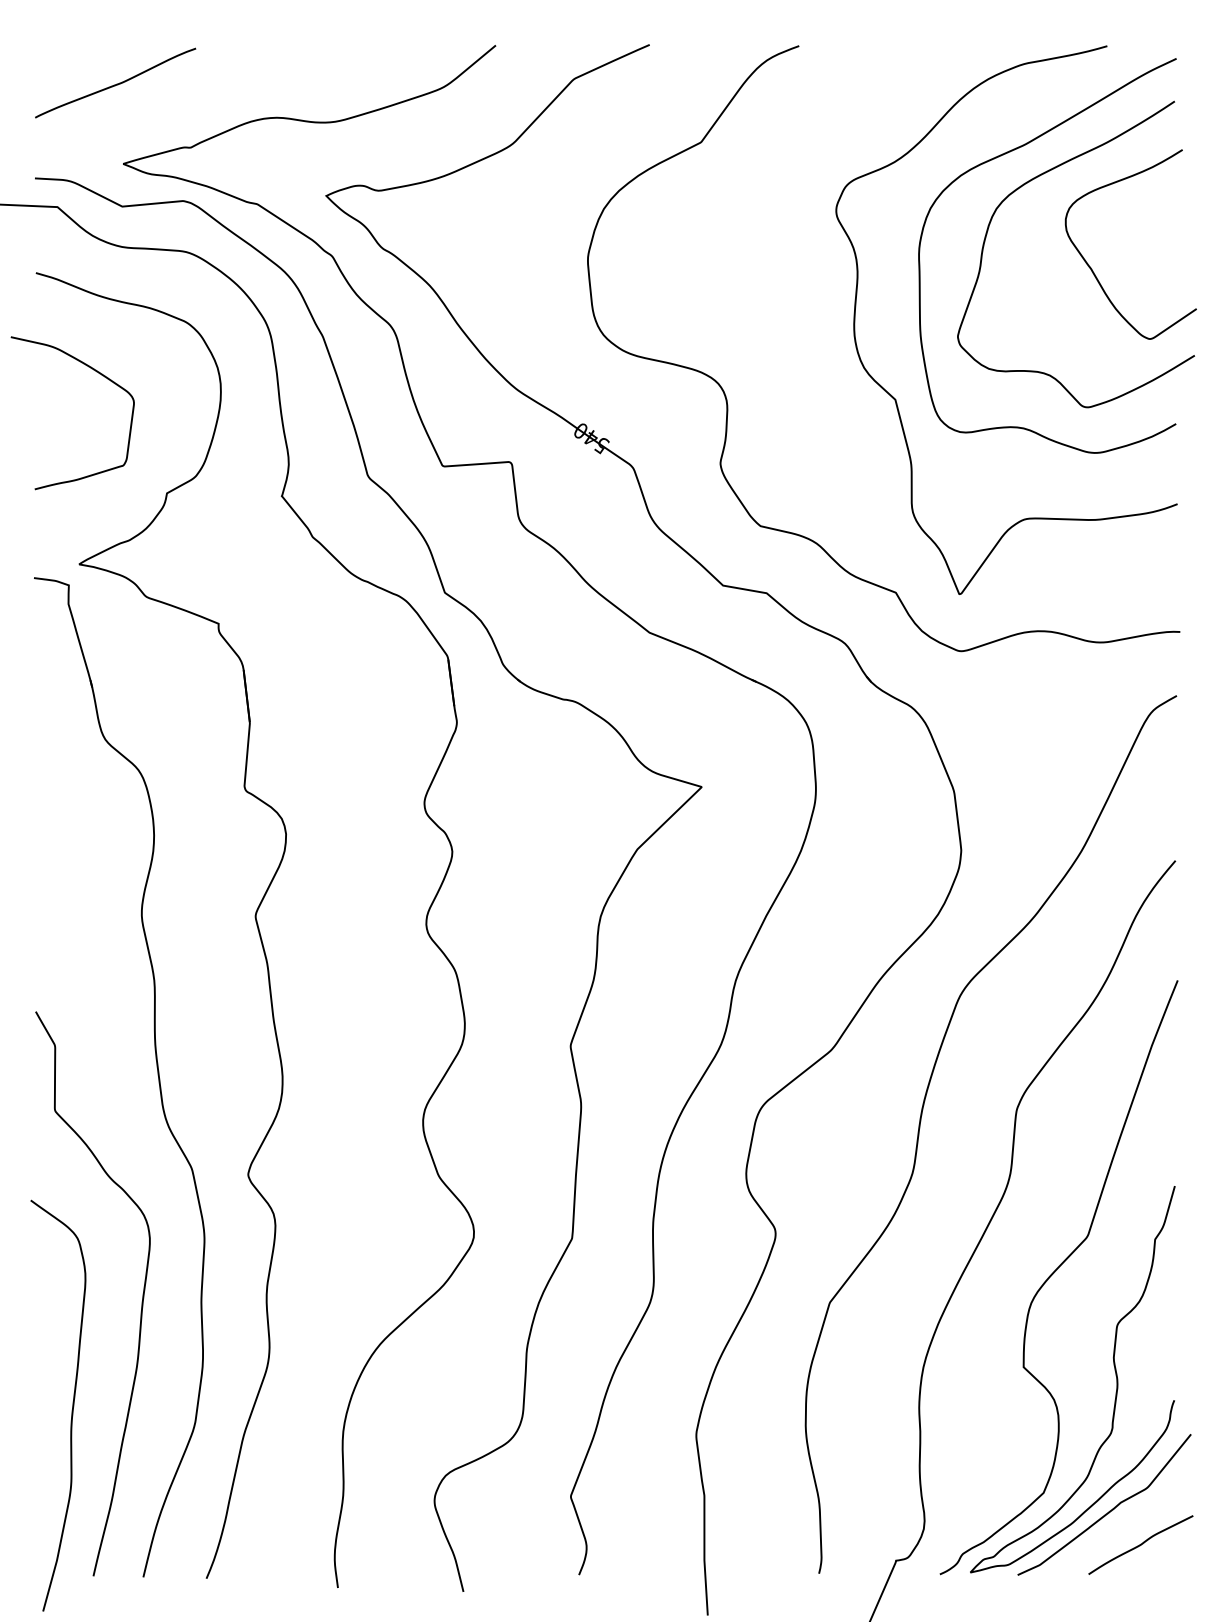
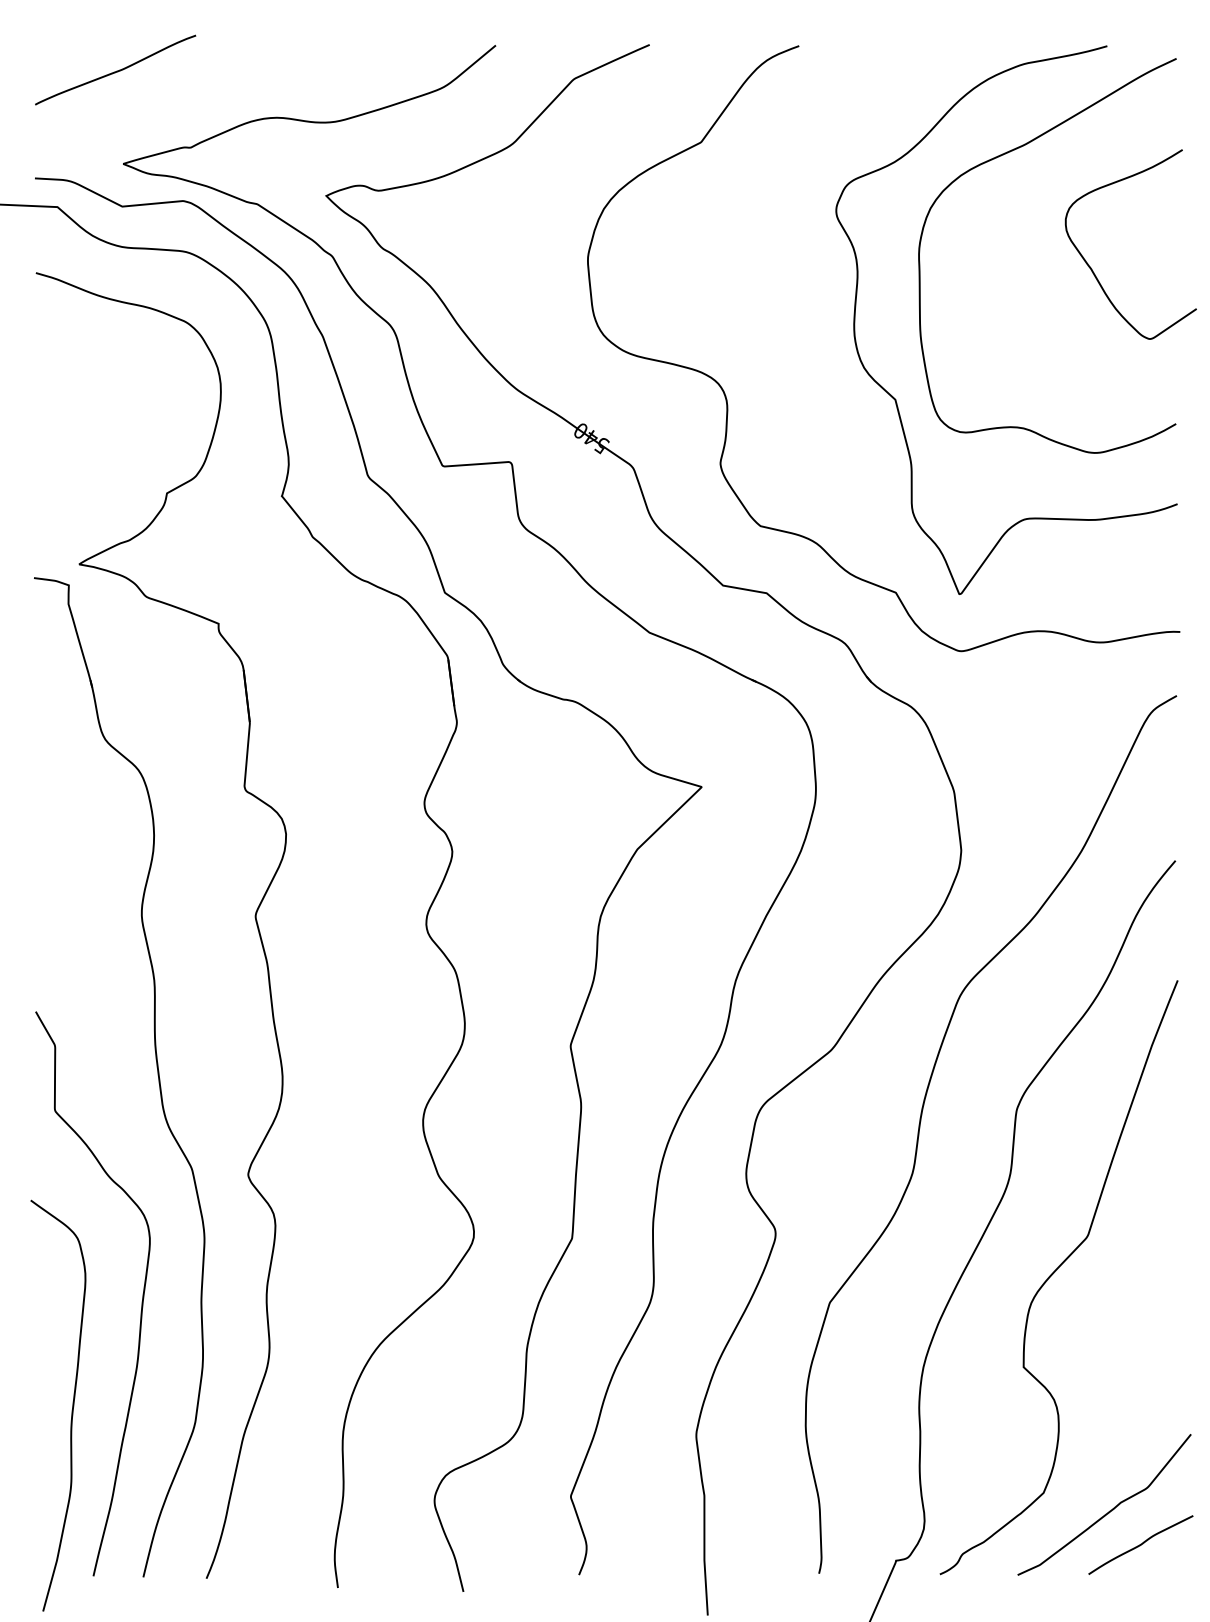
curve position: (116, 83) -> (116, 70) (116, 70)
curve: present -> none (1036, 178)
curve: present -> none (99, 374)
curve: present -> none (1114, 1370)
